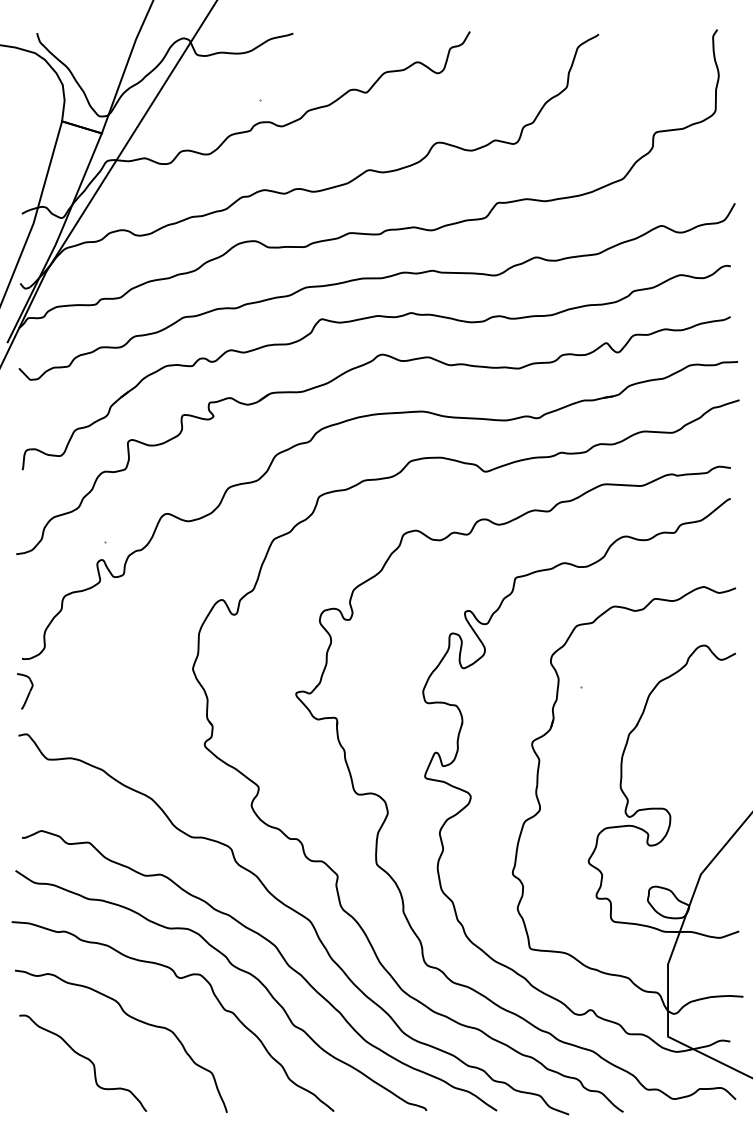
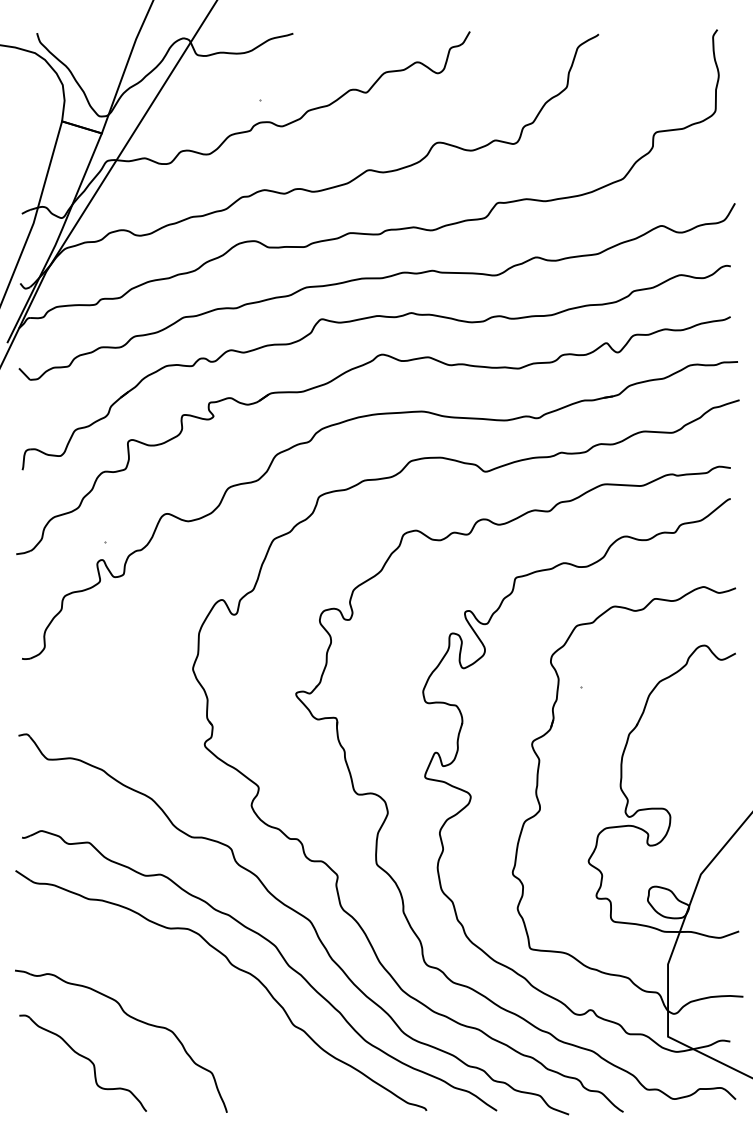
part: present -> none (25, 691)
part: present -> none (178, 978)
